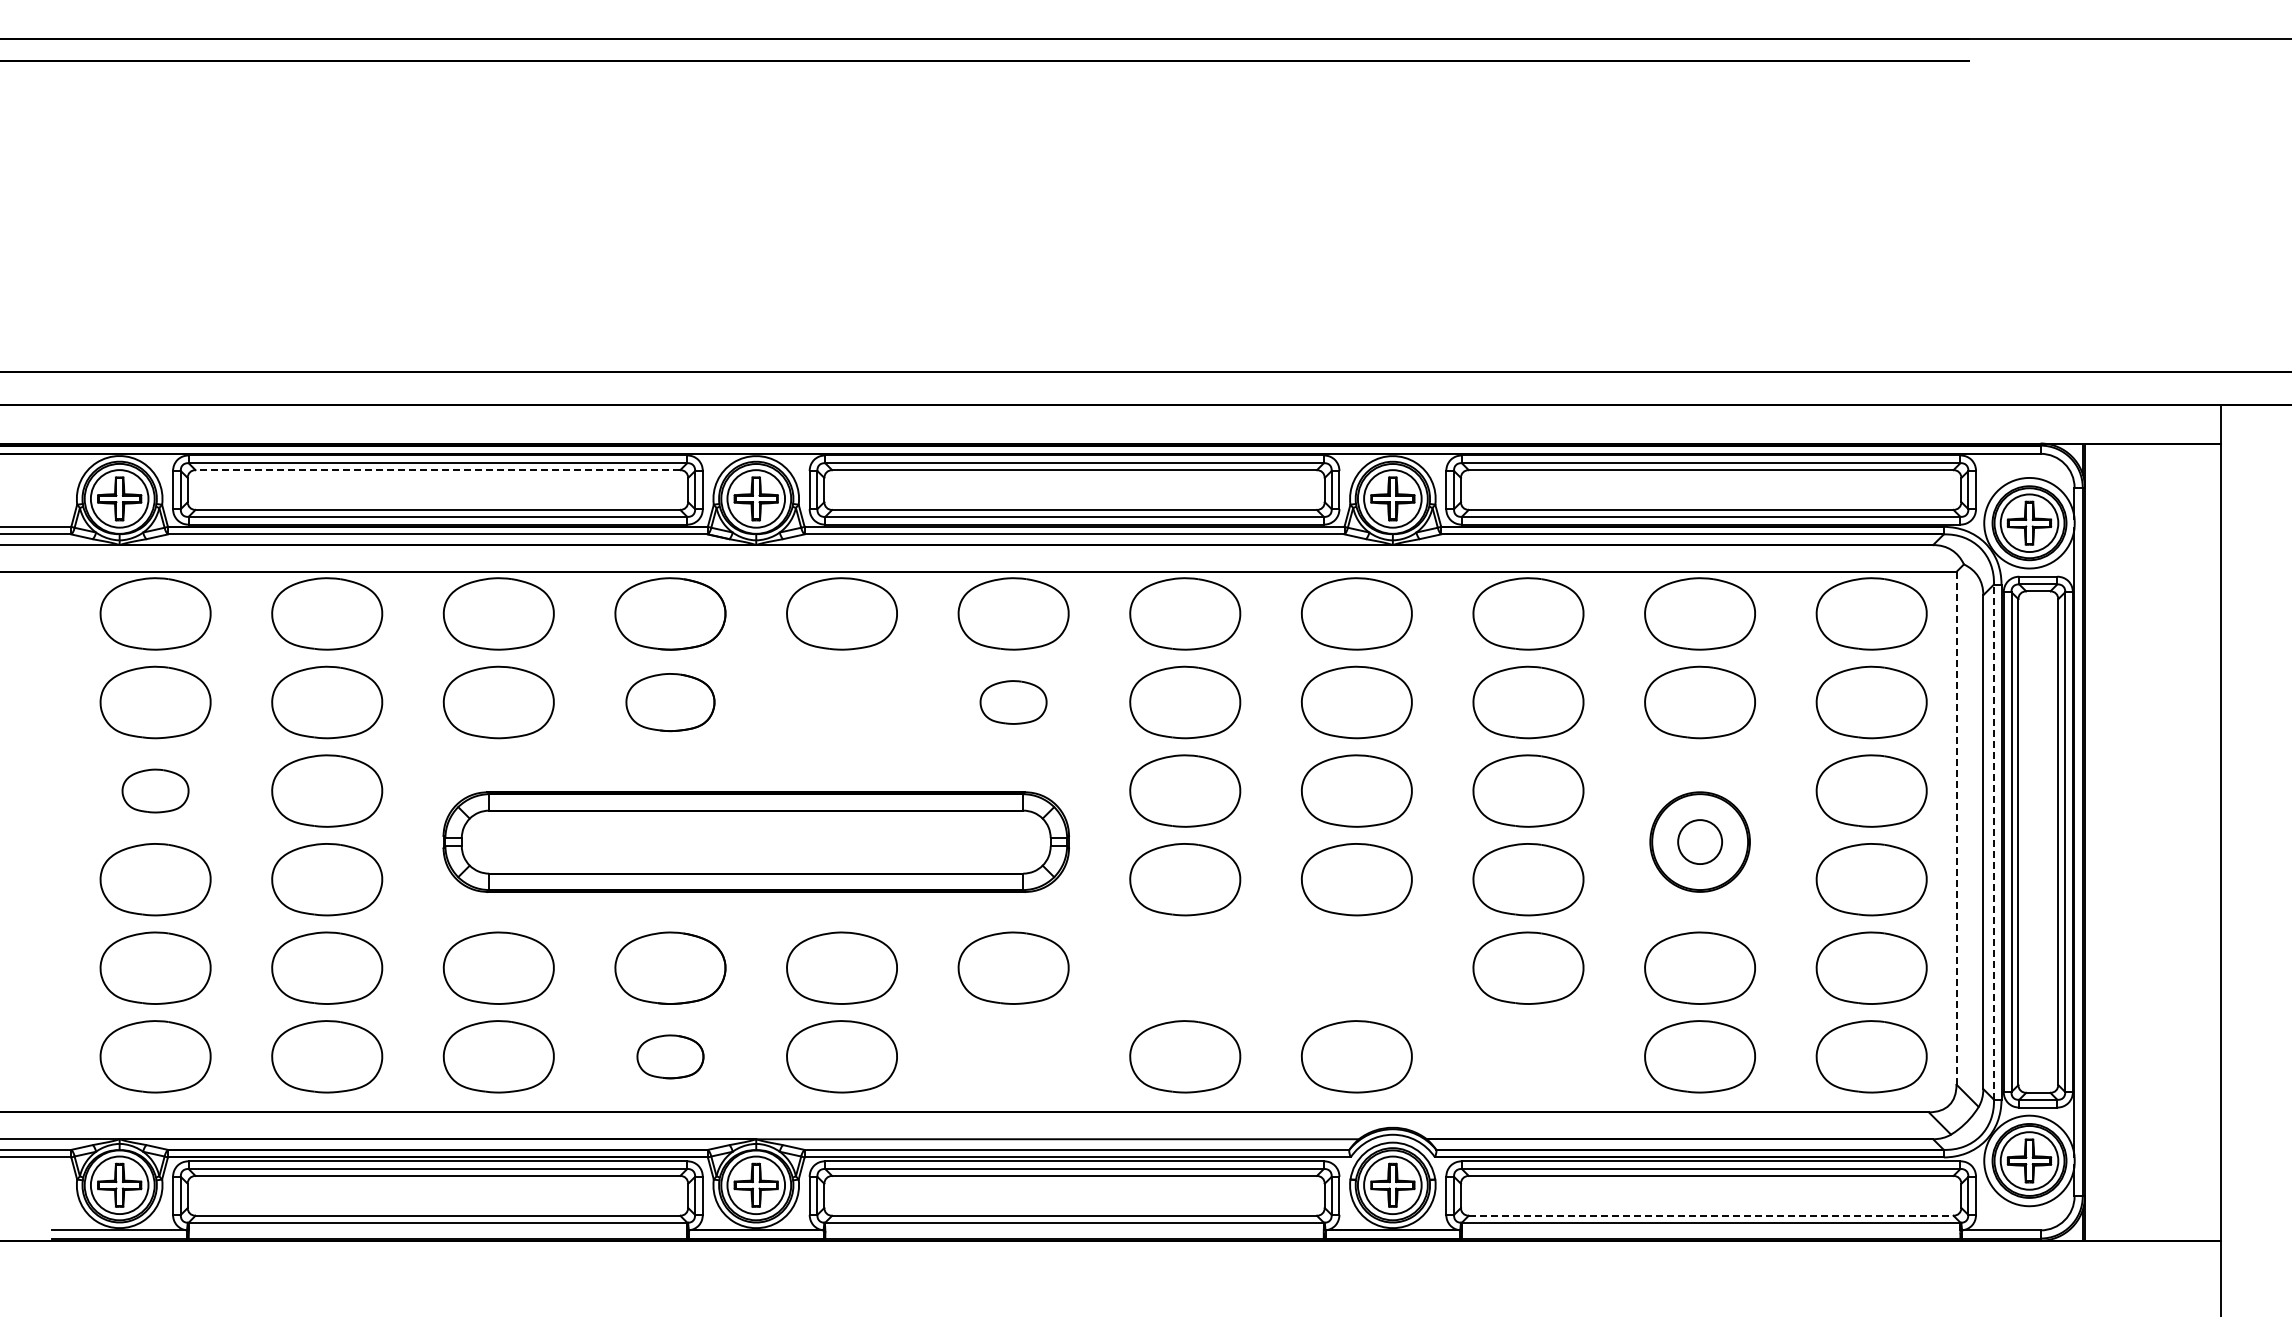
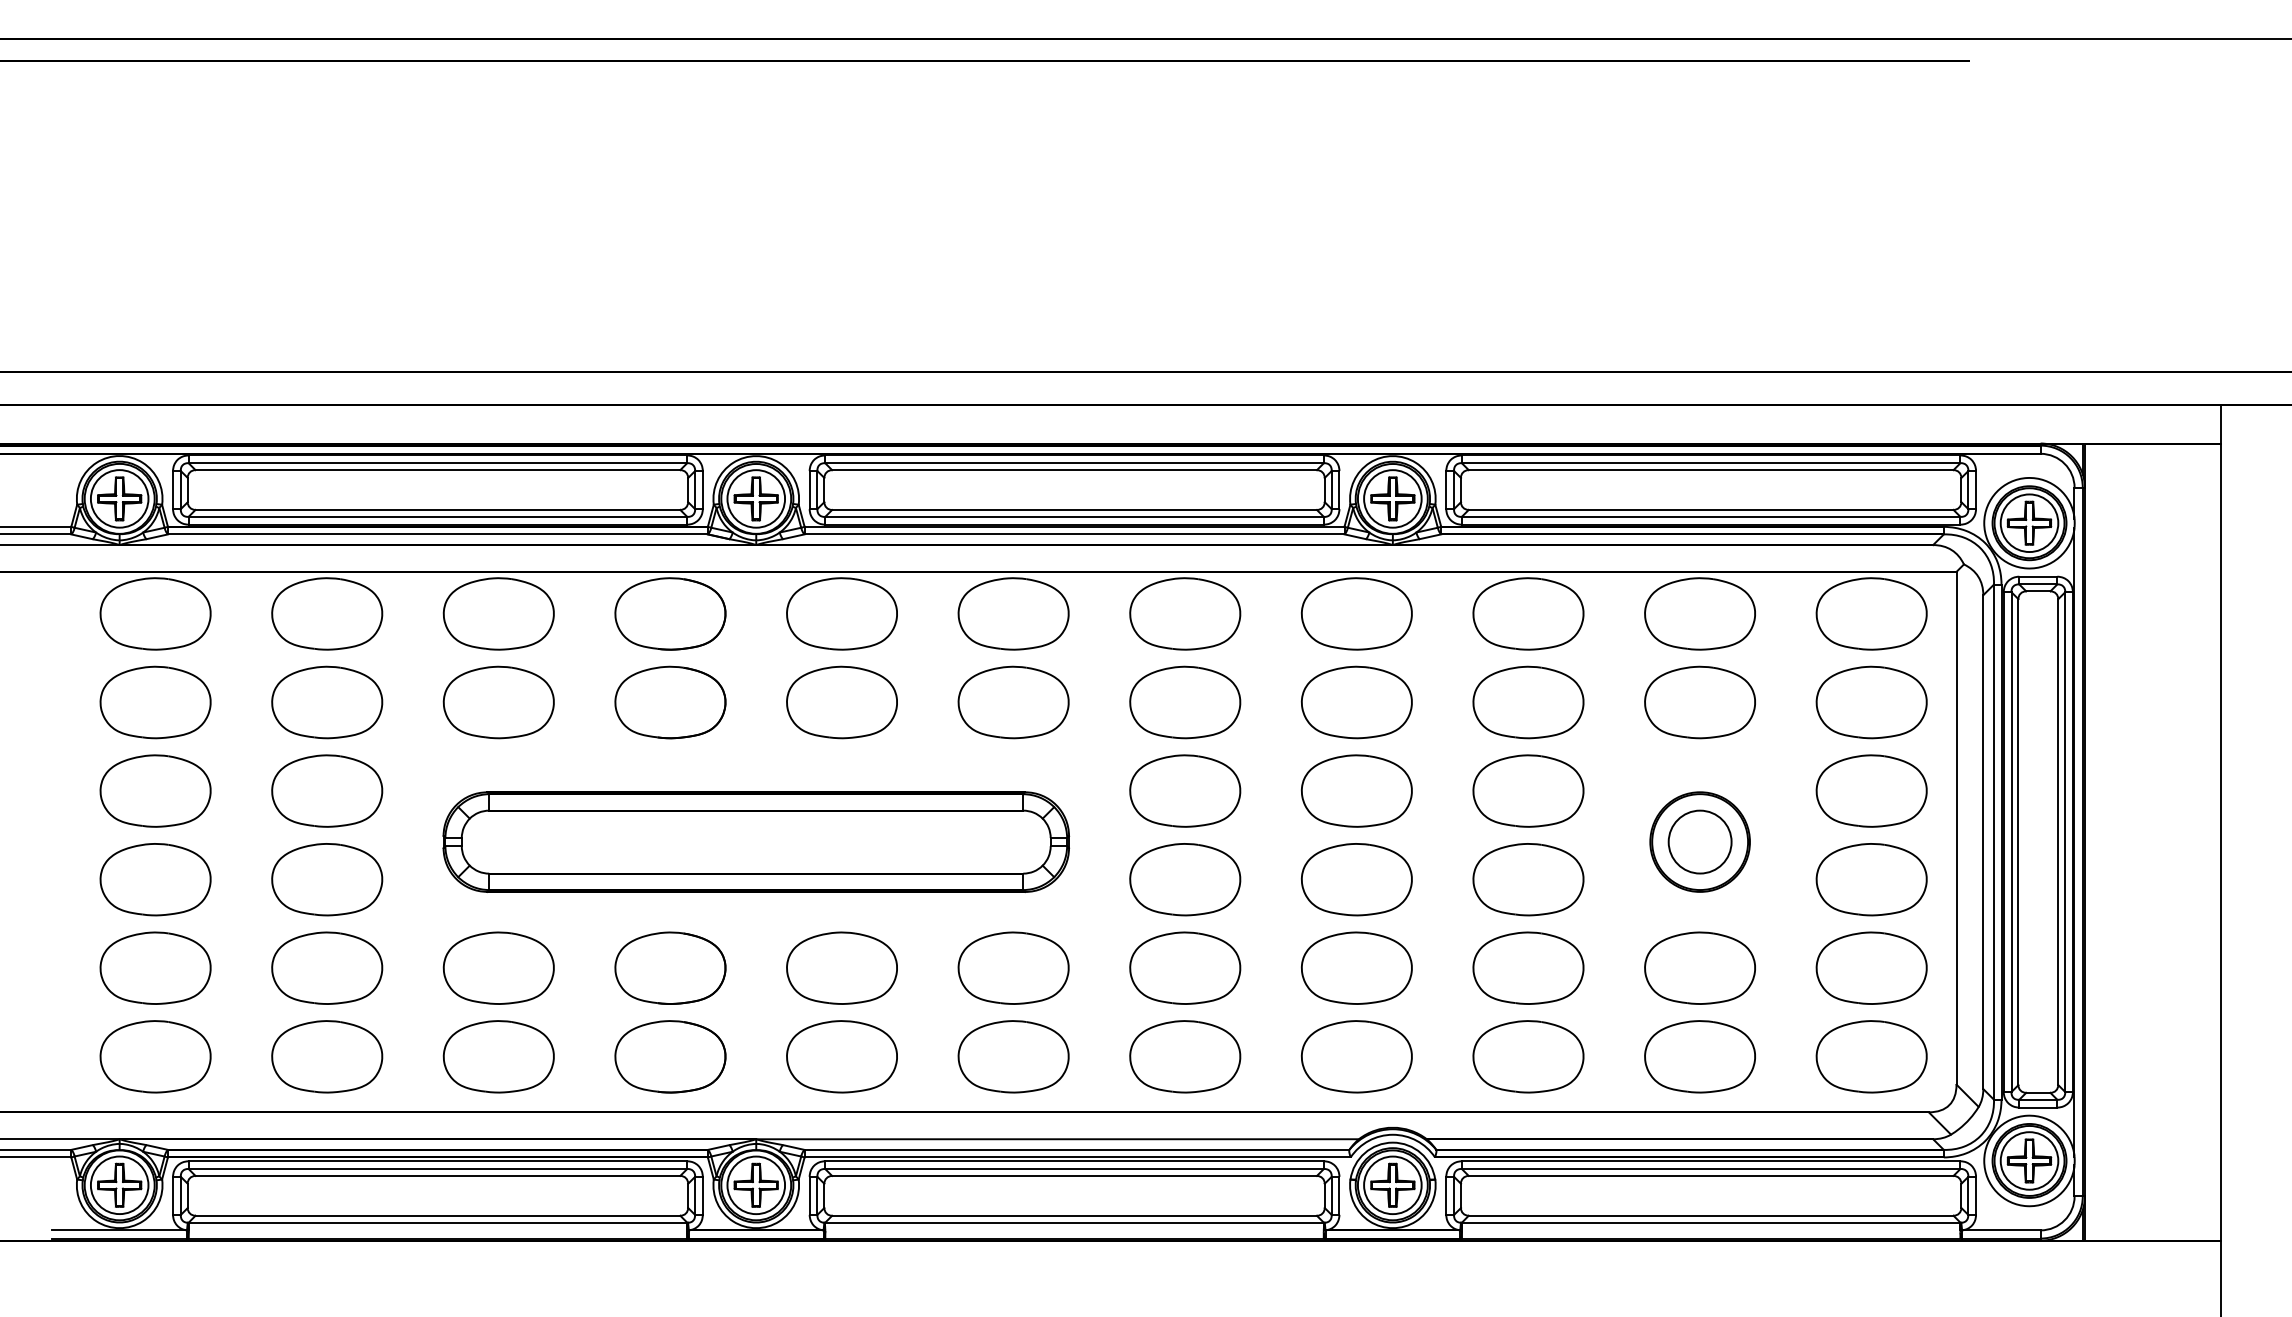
line: dashed -> solid (437, 470)
part size: 91x60 px -> 113x75 px (670, 702)
part: none -> present (841, 702)
part size: 69x45 px -> 113x75 px (1013, 702)
part size: 69x46 px -> 113x74 px (155, 790)
line: dashed -> solid (1956, 827)
circle diameter: 44 px -> 63 px (1699, 841)
line: dashed -> solid (1993, 842)
part: none -> present (1185, 967)
part: none -> present (1356, 967)
part size: 69x46 px -> 113x74 px (670, 1056)
part: none -> present (1013, 1056)
part: none -> present (1528, 1056)
line: dashed -> solid (1711, 1215)
